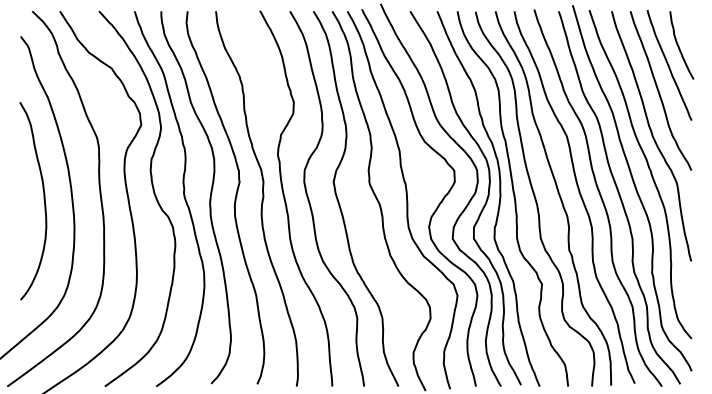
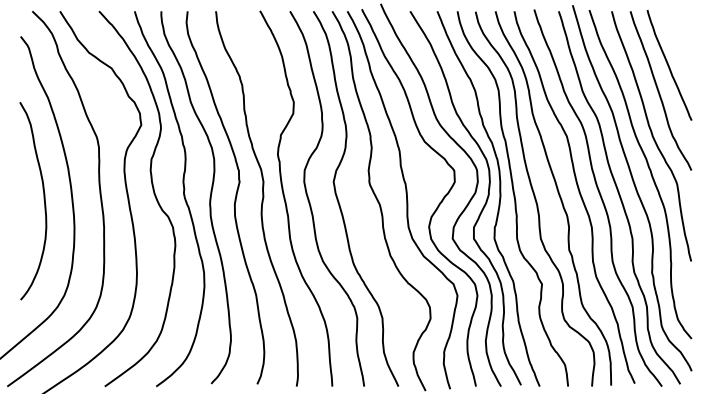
curve: present -> none (679, 46)
